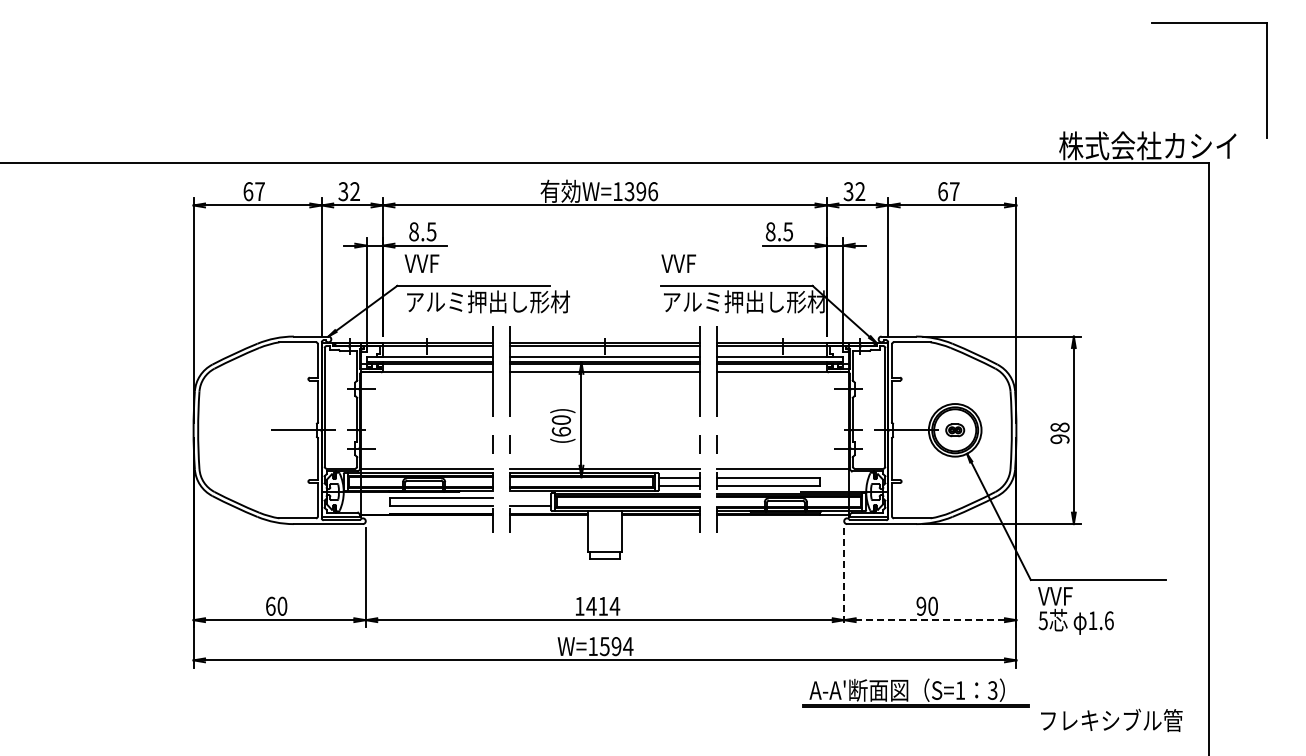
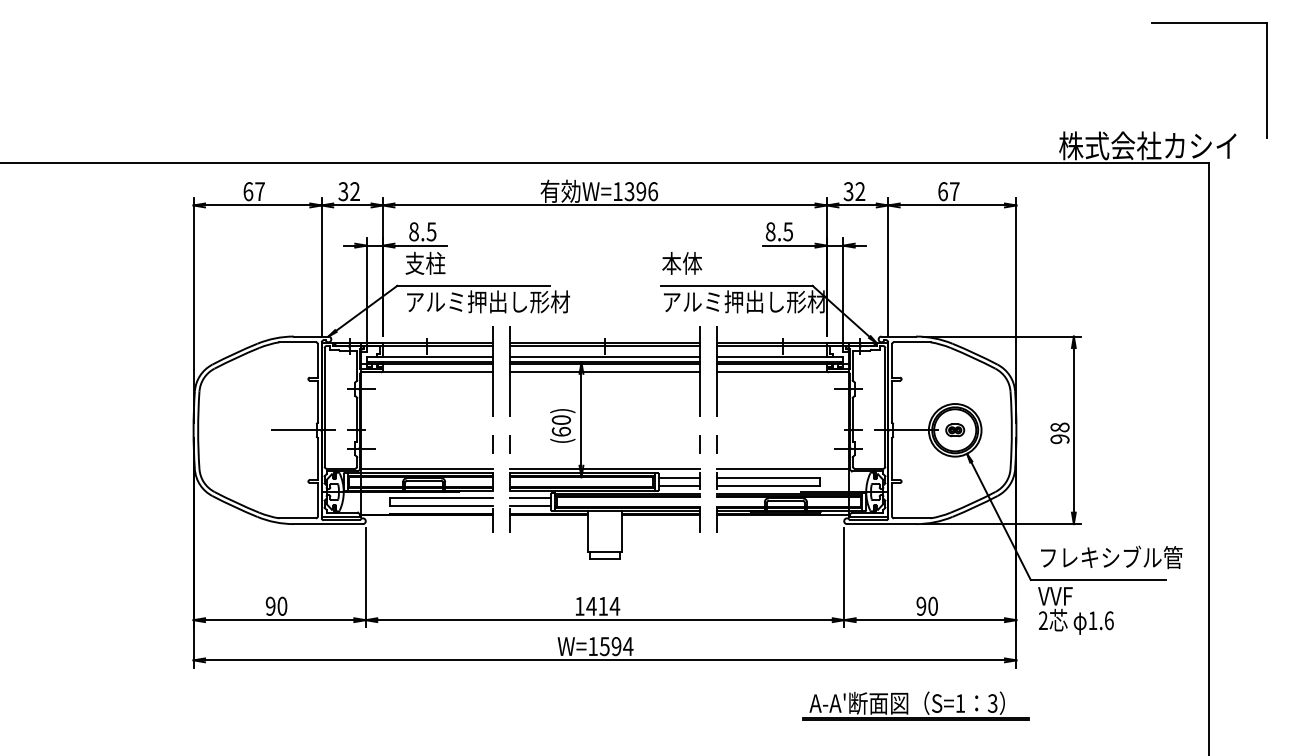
text: VVF -> 支柱 (424, 262)
text: VVF -> 本体 (681, 262)
line: none -> present (530, 498)
line: dashed -> solid (844, 578)
text: 60 -> 90 (270, 605)
line: dashed -> solid (930, 620)
text: 5 -> 2 (1042, 620)
part position: (908, 692) -> (908, 705) (908, 705)
text position: (1111, 719) -> (1111, 556) (1111, 556)
